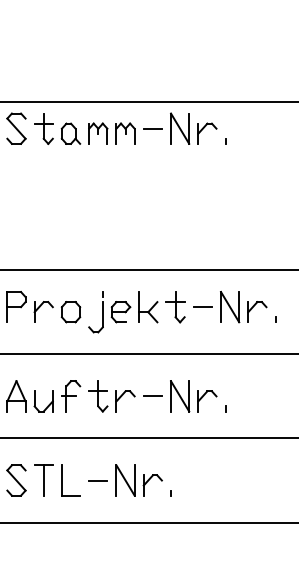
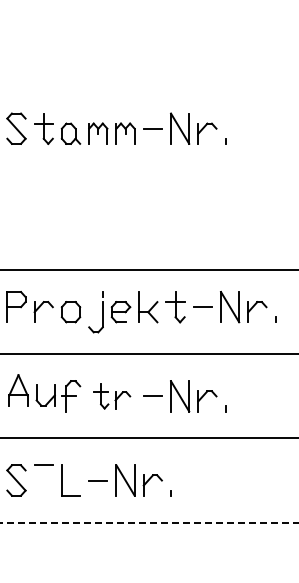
line: present -> none (148, 101)
part position: (29, 396) -> (31, 390) (31, 390)
part size: 48x33 px -> 39x27 px (112, 396)
line: present -> none (43, 480)
line: solid -> dashed (149, 522)
